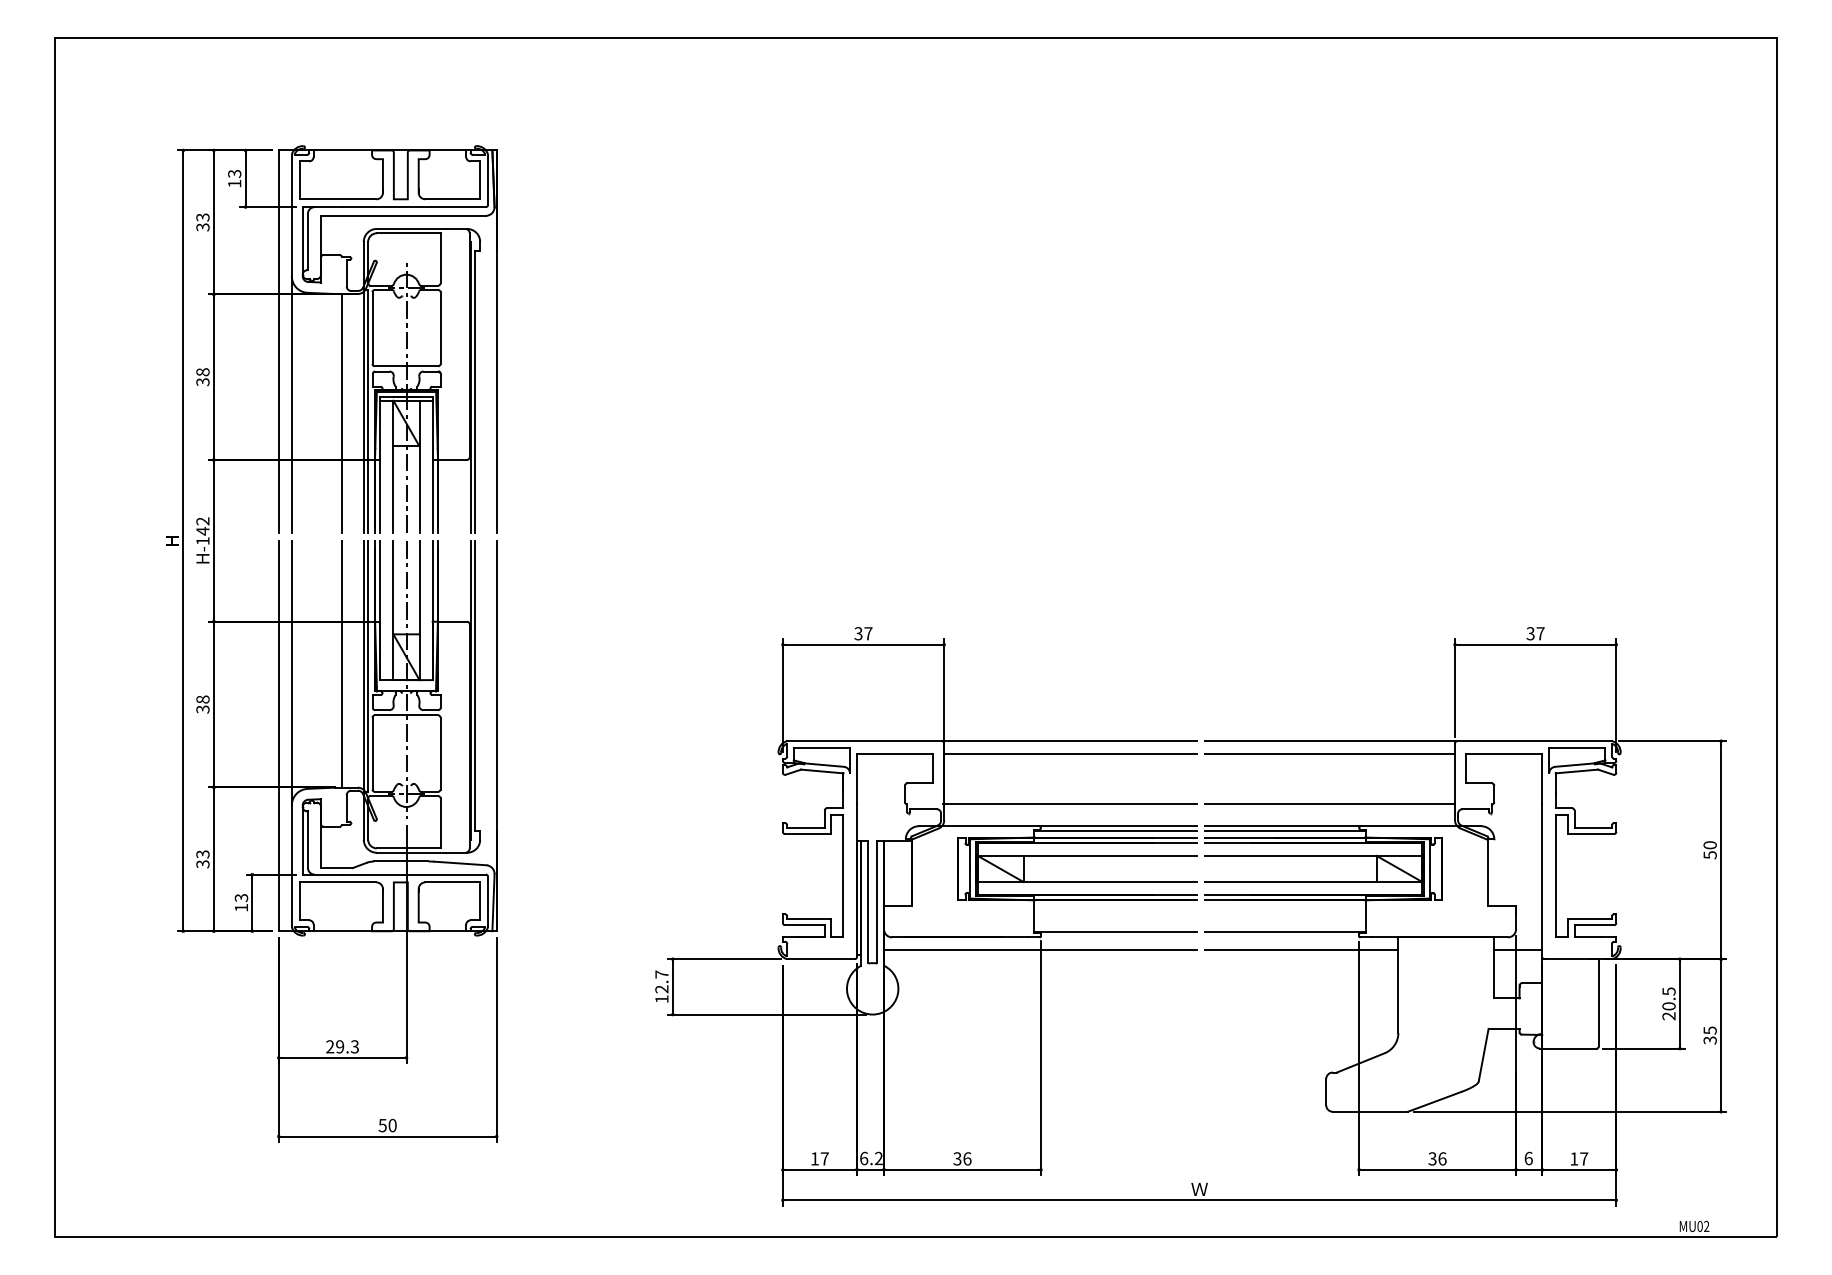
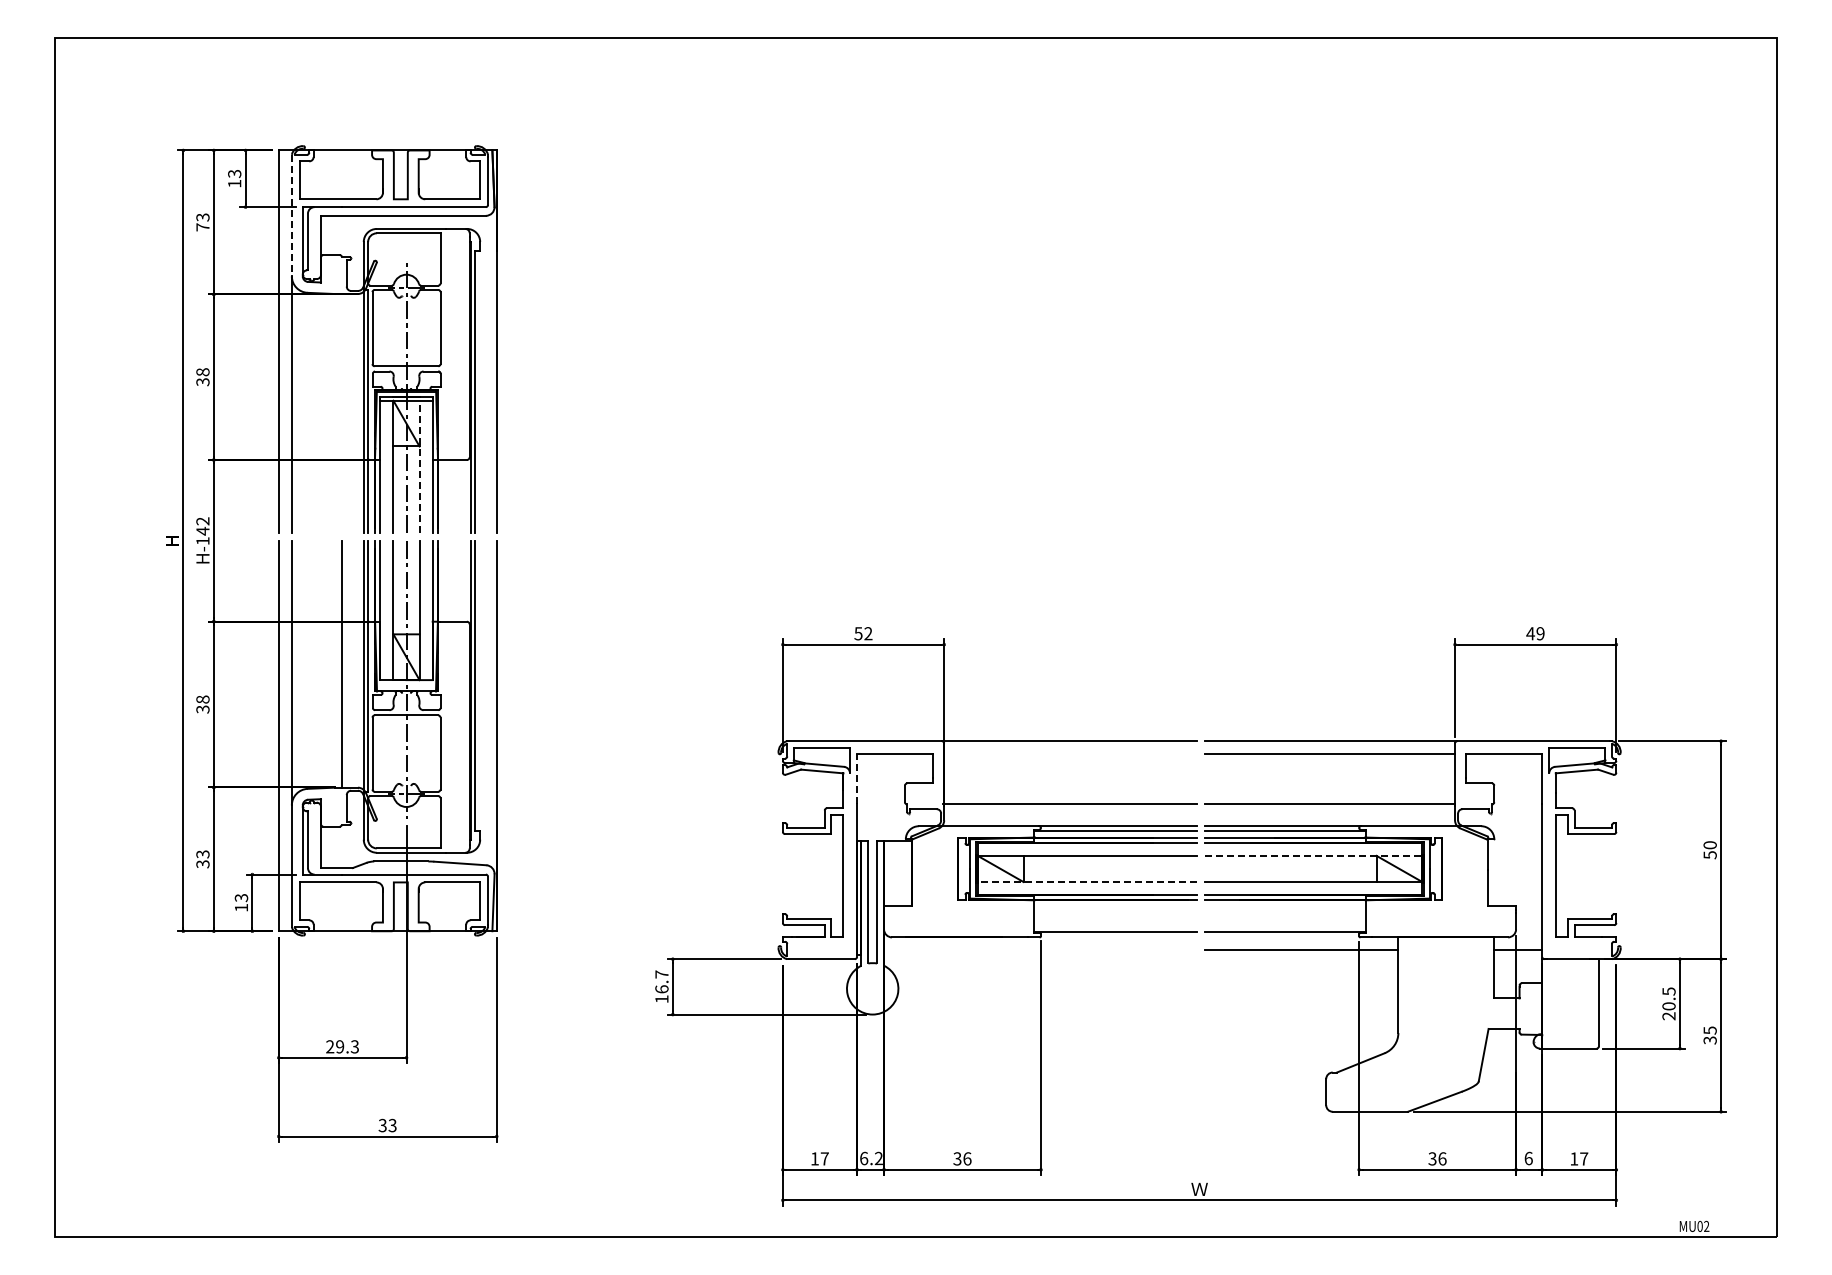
line: solid -> dashed (291, 215)
text: 33 -> 73 (202, 227)
line: present -> none (341, 413)
line: solid -> dashed (419, 466)
text: 37 -> 52 (863, 633)
text: 37 -> 49 (1535, 633)
line: present -> none (1070, 754)
line: solid -> dashed (857, 778)
line: solid -> dashed (1314, 855)
line: solid -> dashed (1086, 882)
line: present -> none (1040, 950)
text: 12.7 -> 16.7 (661, 989)
text: 50 -> 33 (387, 1125)
